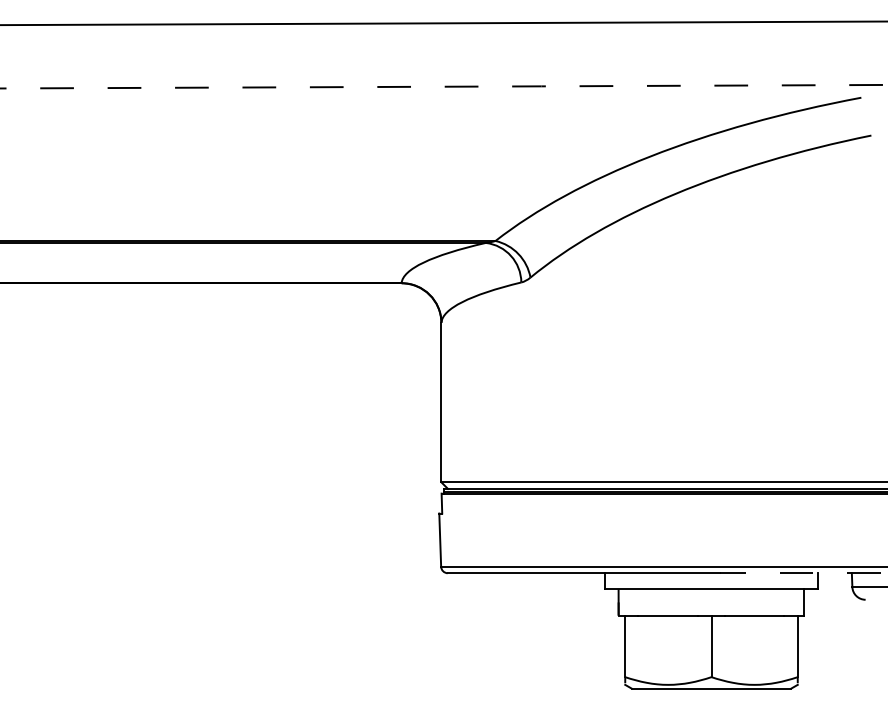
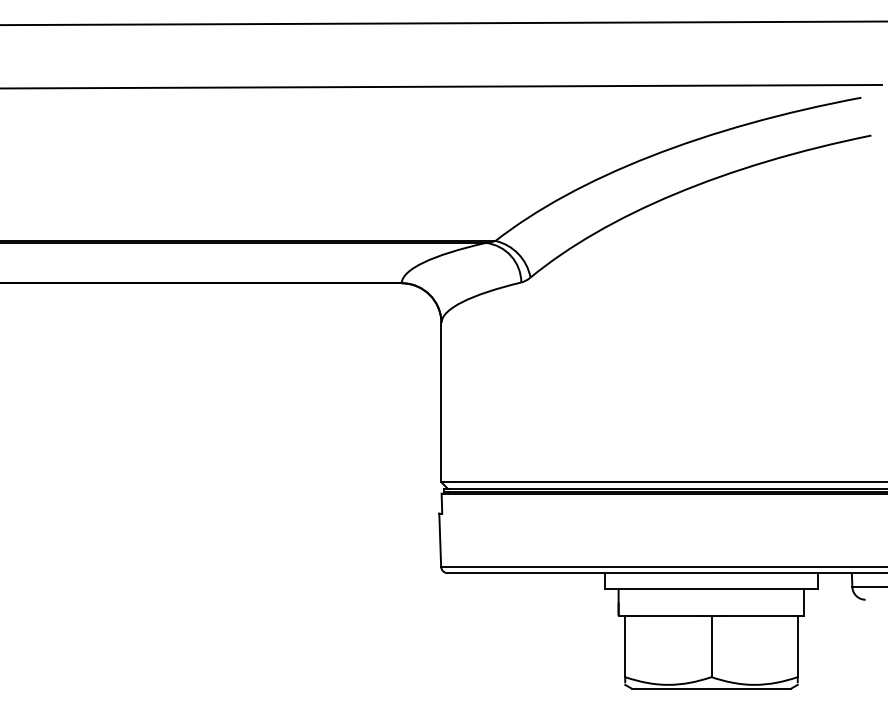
line: dashed -> solid (441, 86)
line: dashed -> solid (803, 573)
